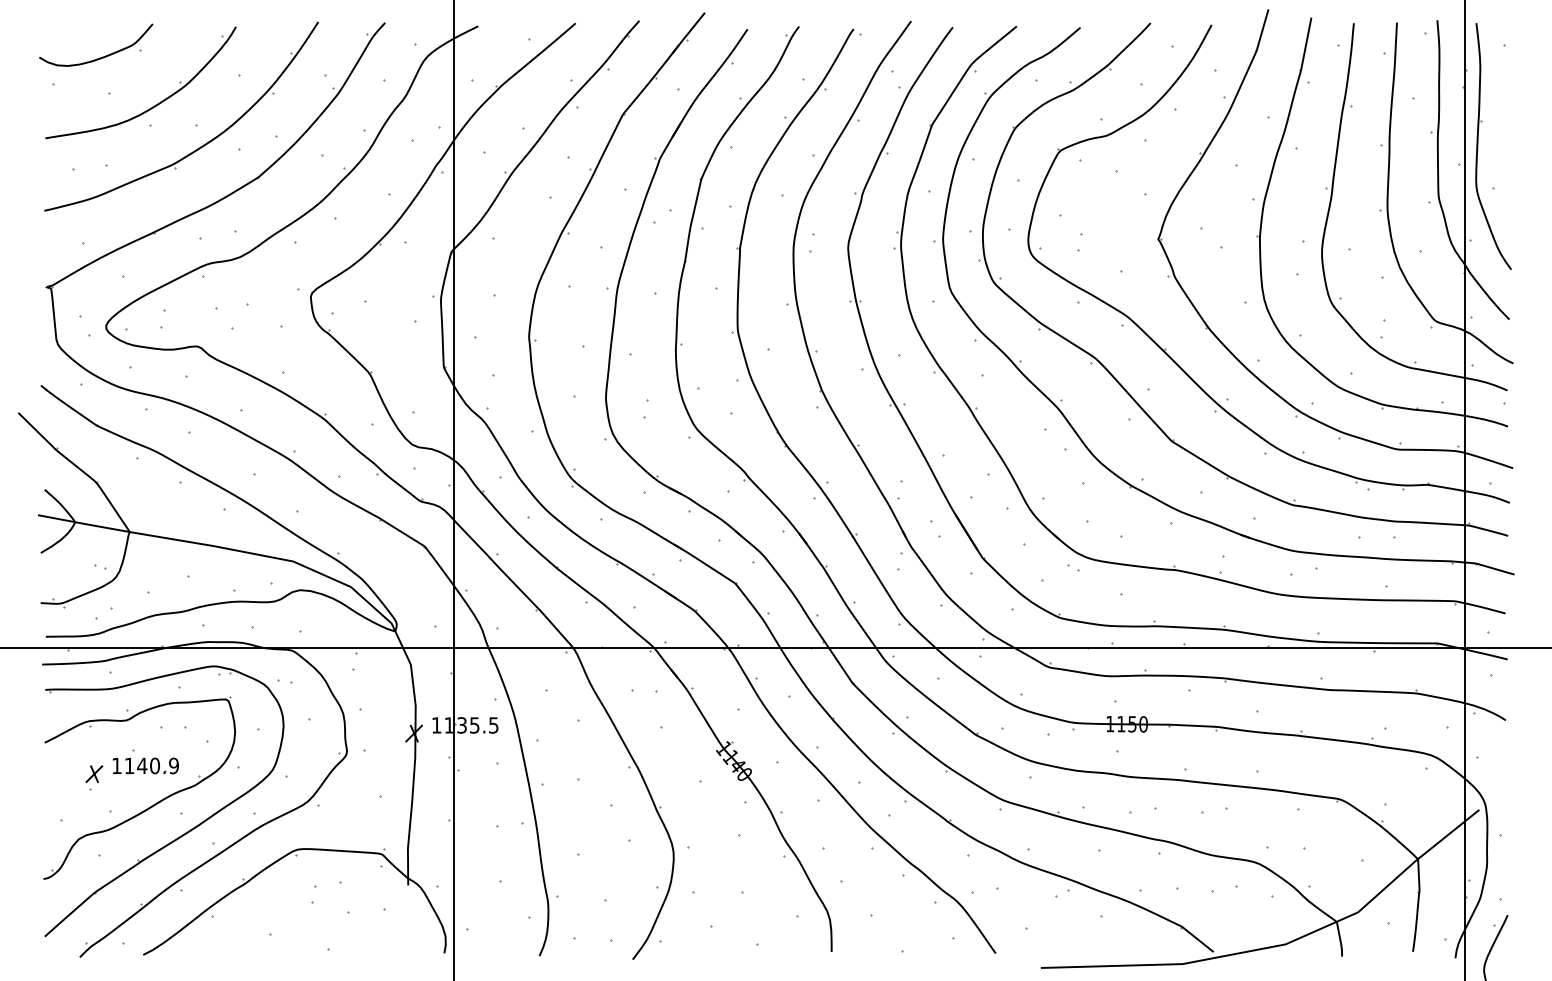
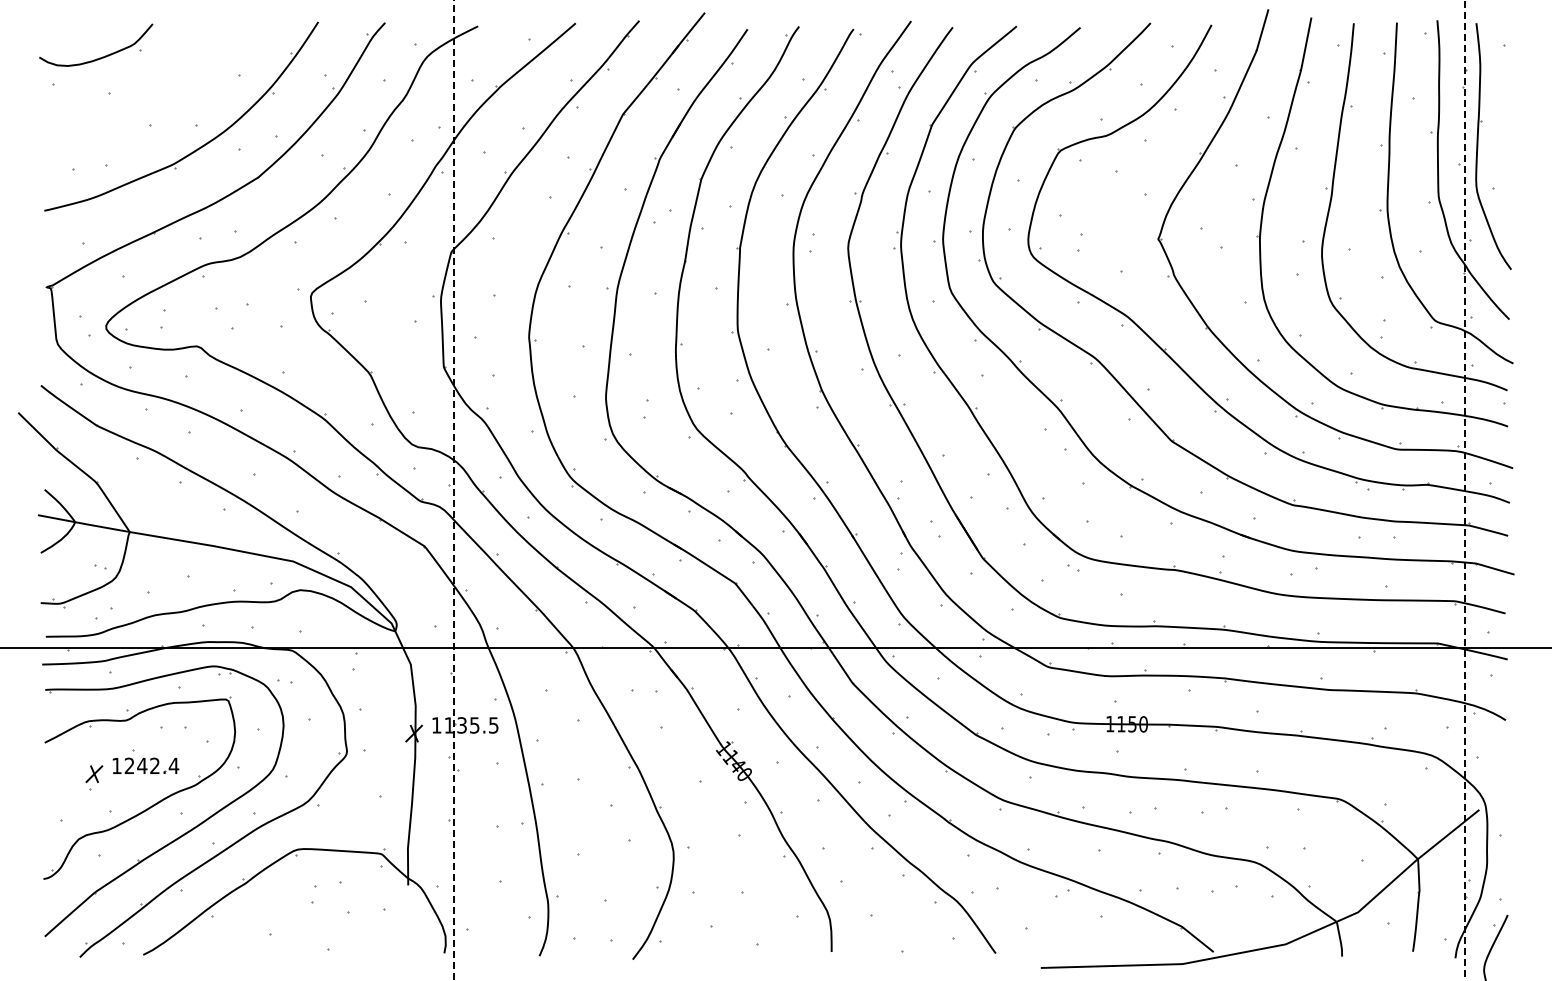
part: present -> none (155, 104)
line: solid -> dashed (454, 490)
line: solid -> dashed (1464, 490)
text: 1140.9 -> 1242.4 (151, 765)
